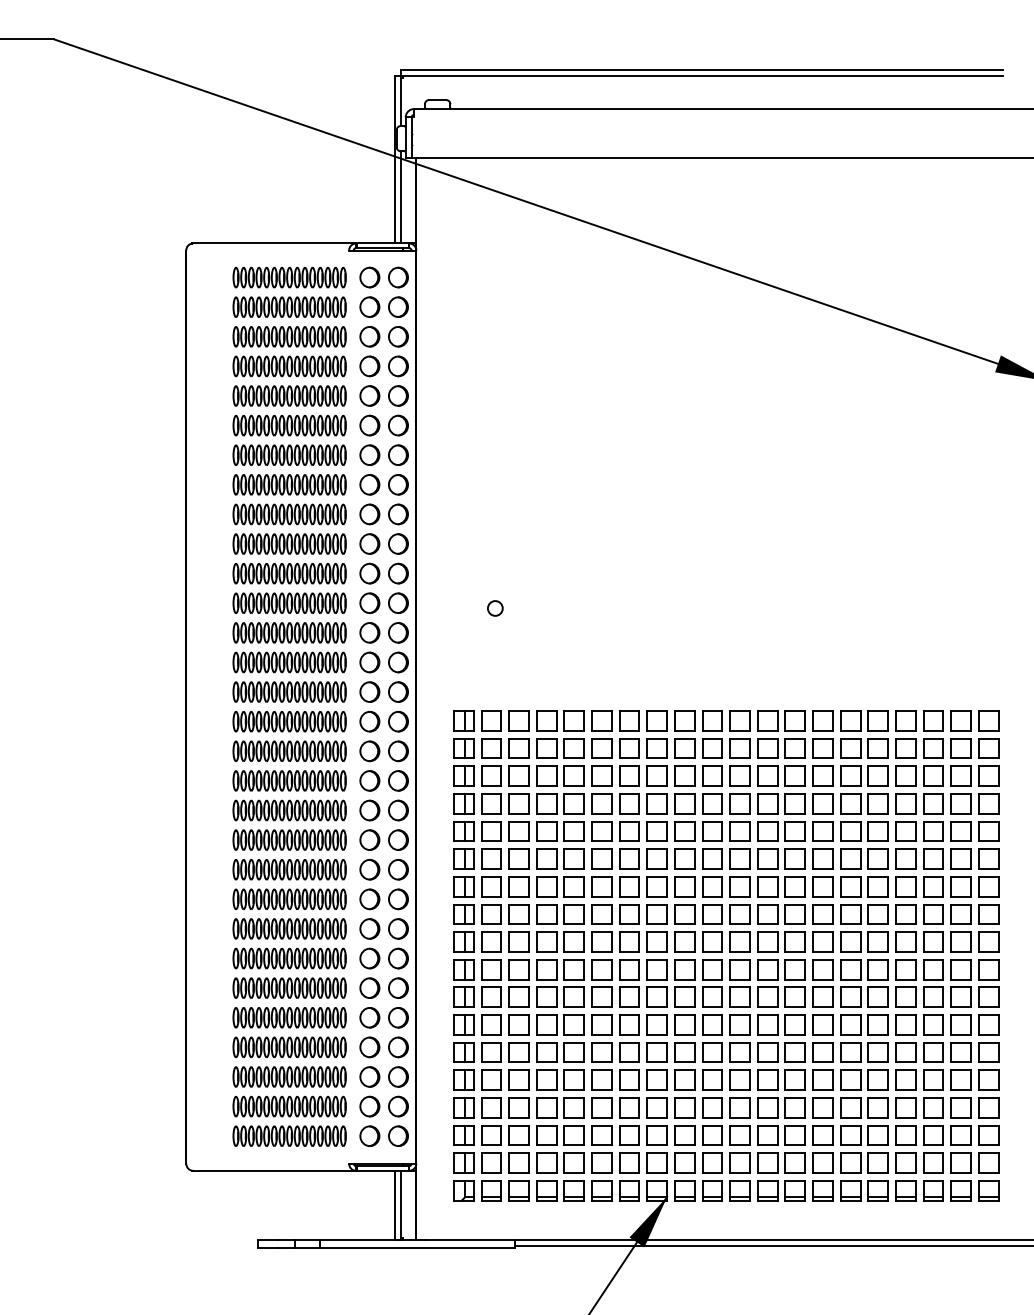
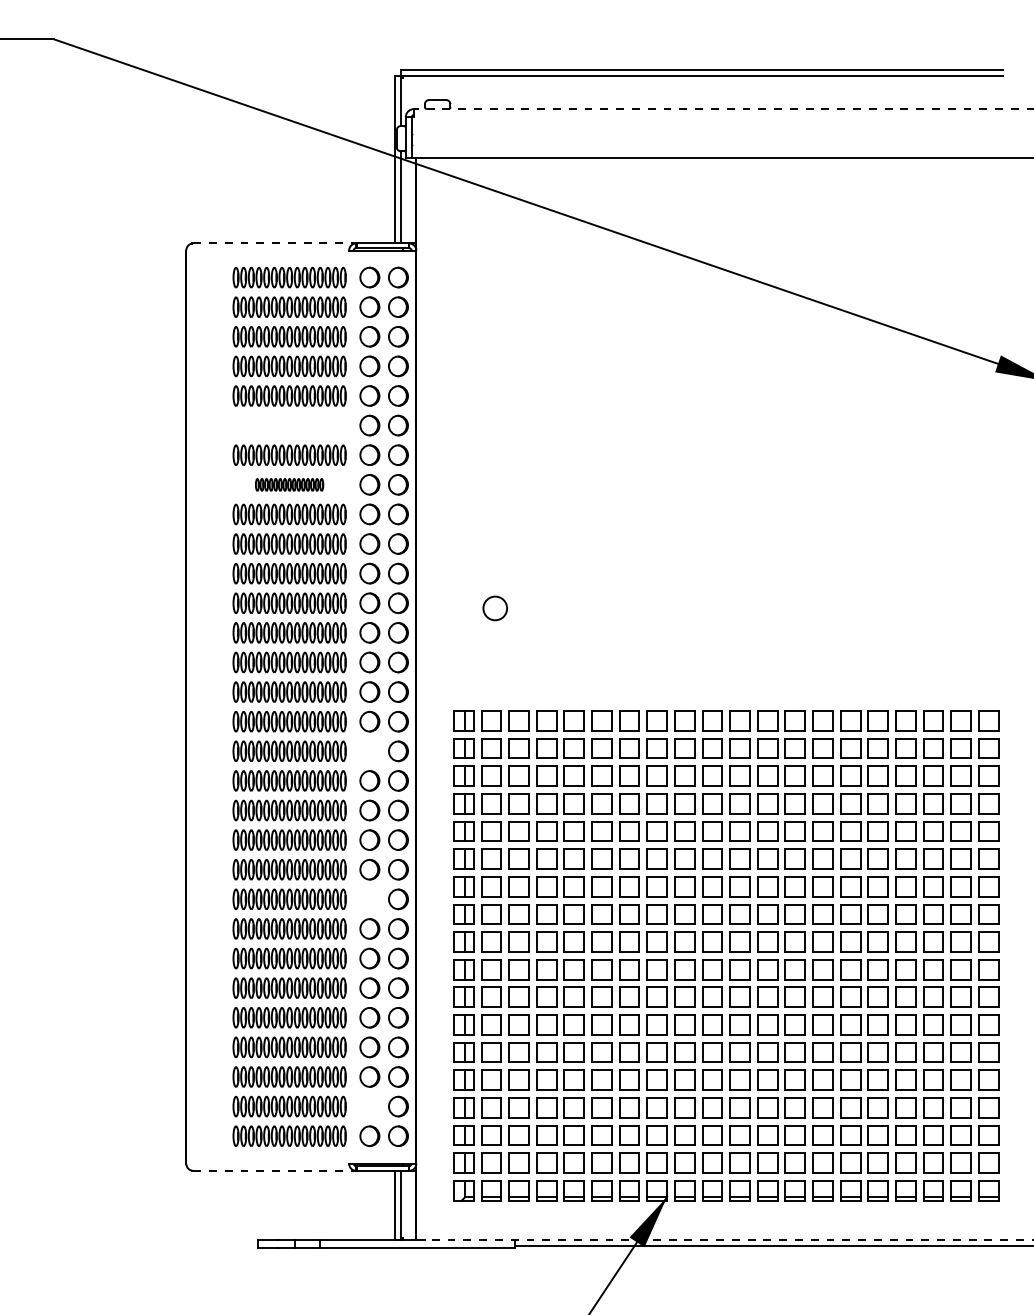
line: solid -> dashed (723, 109)
line: solid -> dashed (275, 243)
part: present -> none (289, 425)
part size: 115x22 px -> 70x14 px (289, 484)
circle size: 17x17 px -> 26x27 px (494, 608)
part: present -> none (369, 751)
part: present -> none (369, 899)
part: present -> none (369, 1106)
line: solid -> dashed (275, 1170)
line: solid -> dashed (728, 1240)
